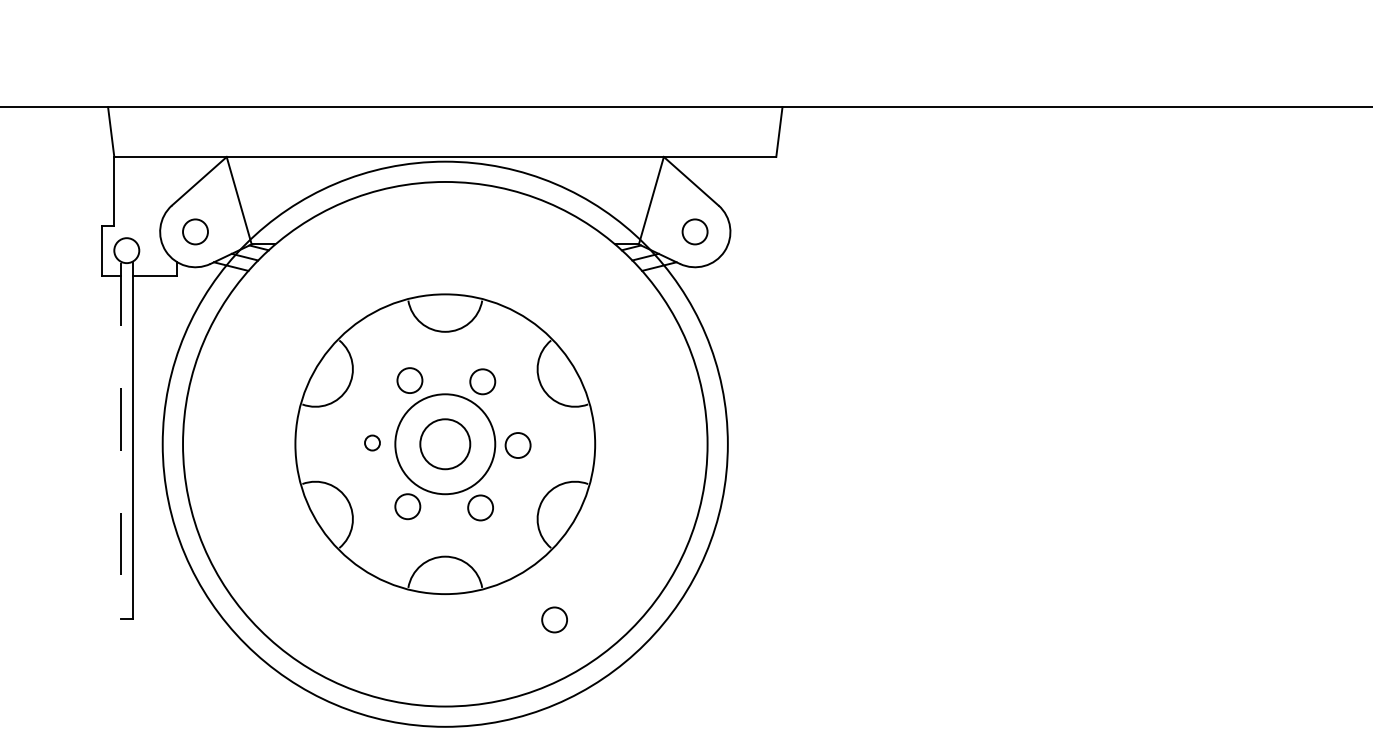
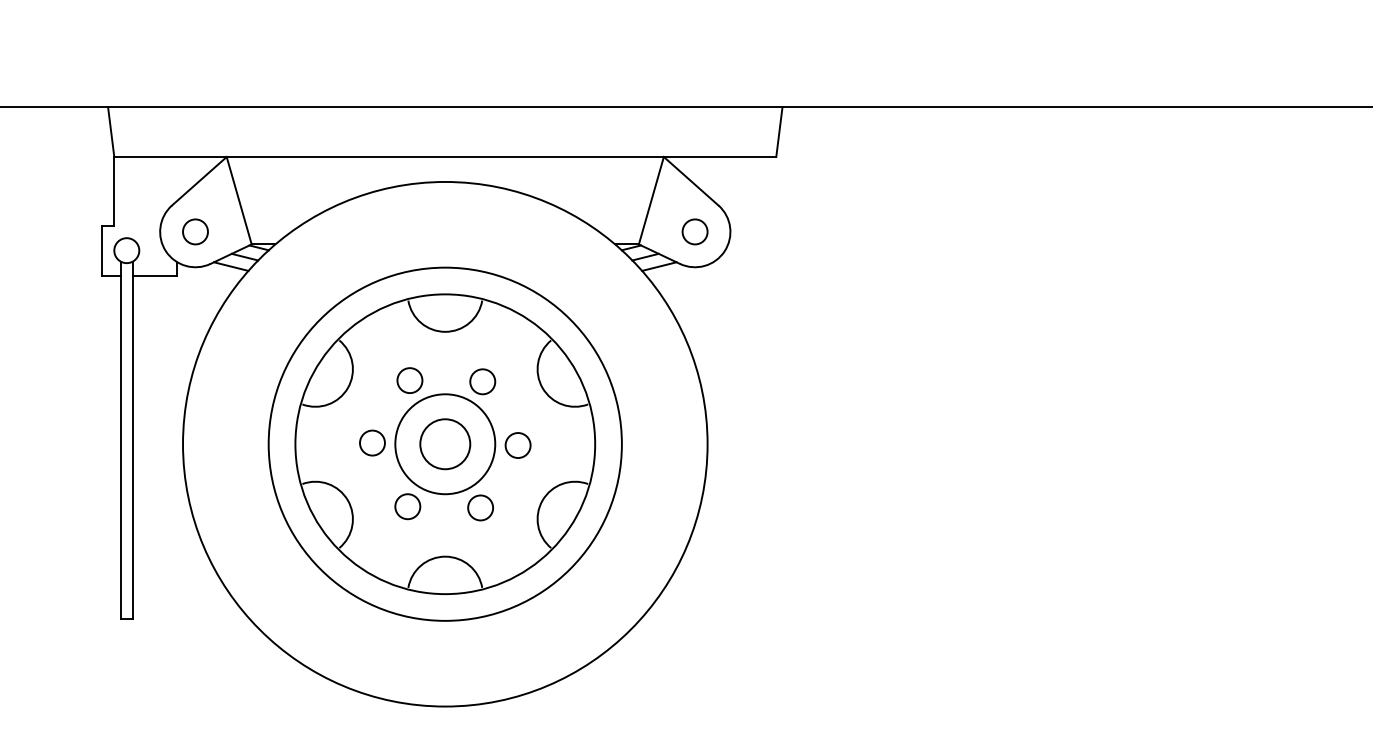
line: dashed -> solid (120, 441)
circle size: 17x18 px -> 27x28 px (372, 442)
circle diameter: 565 px -> 353 px (444, 443)
circle: present -> none (554, 619)
